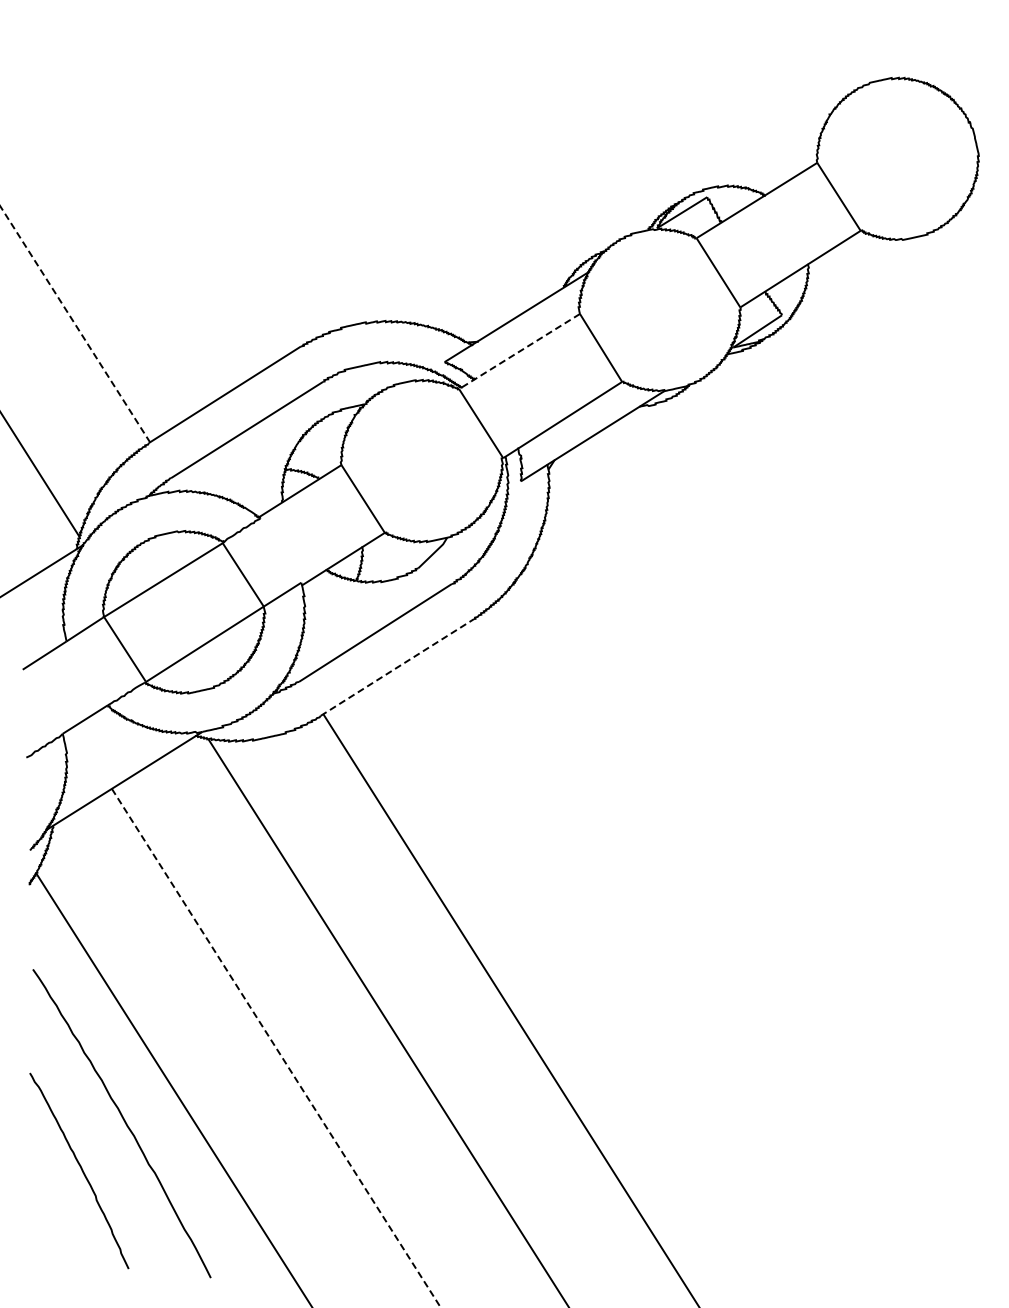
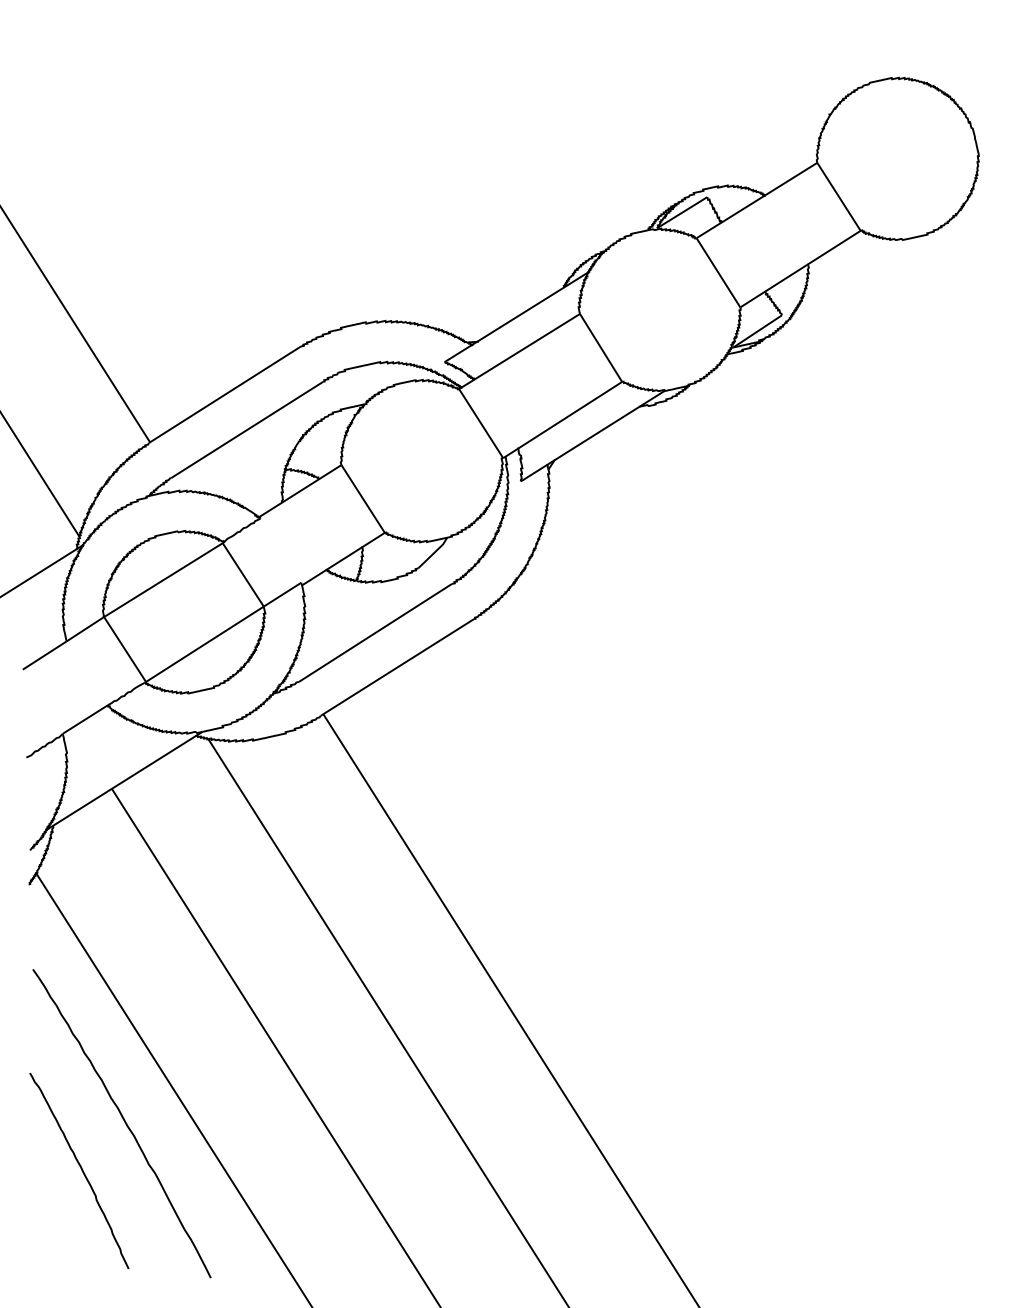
line: dashed -> solid (75, 324)
line: dashed -> solid (519, 351)
line: dashed -> solid (397, 667)
line: dashed -> solid (276, 1048)
